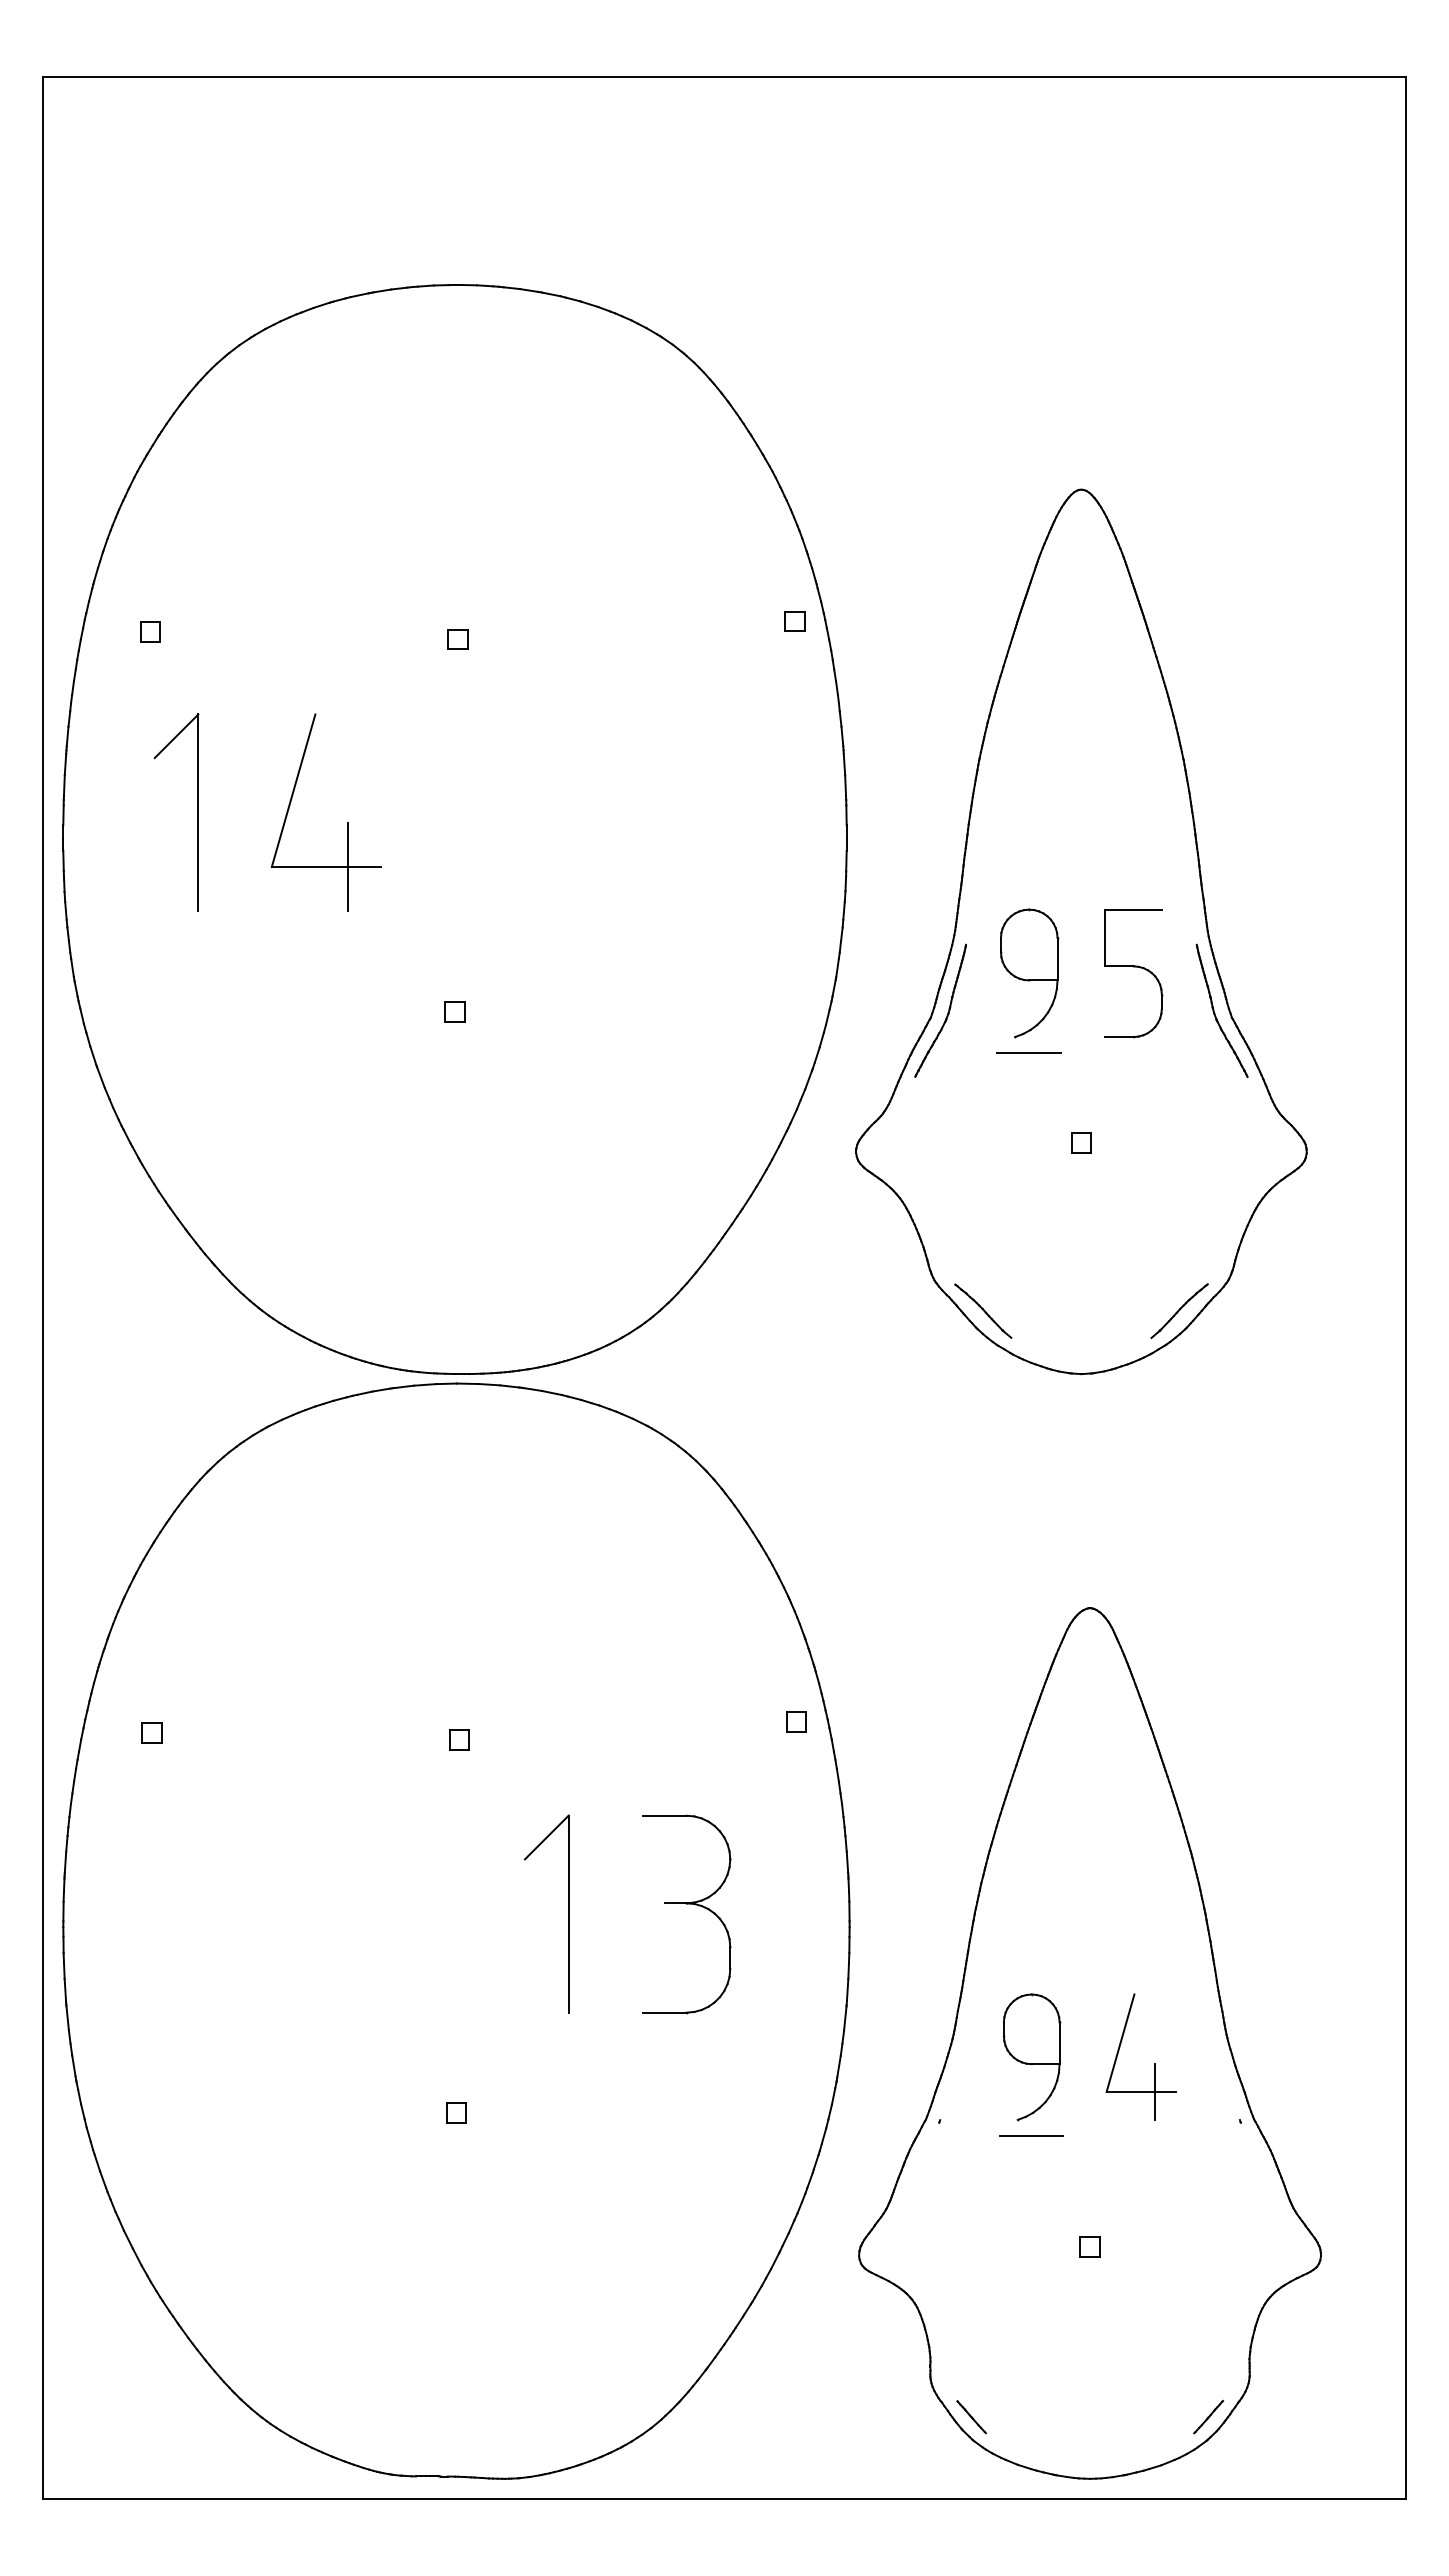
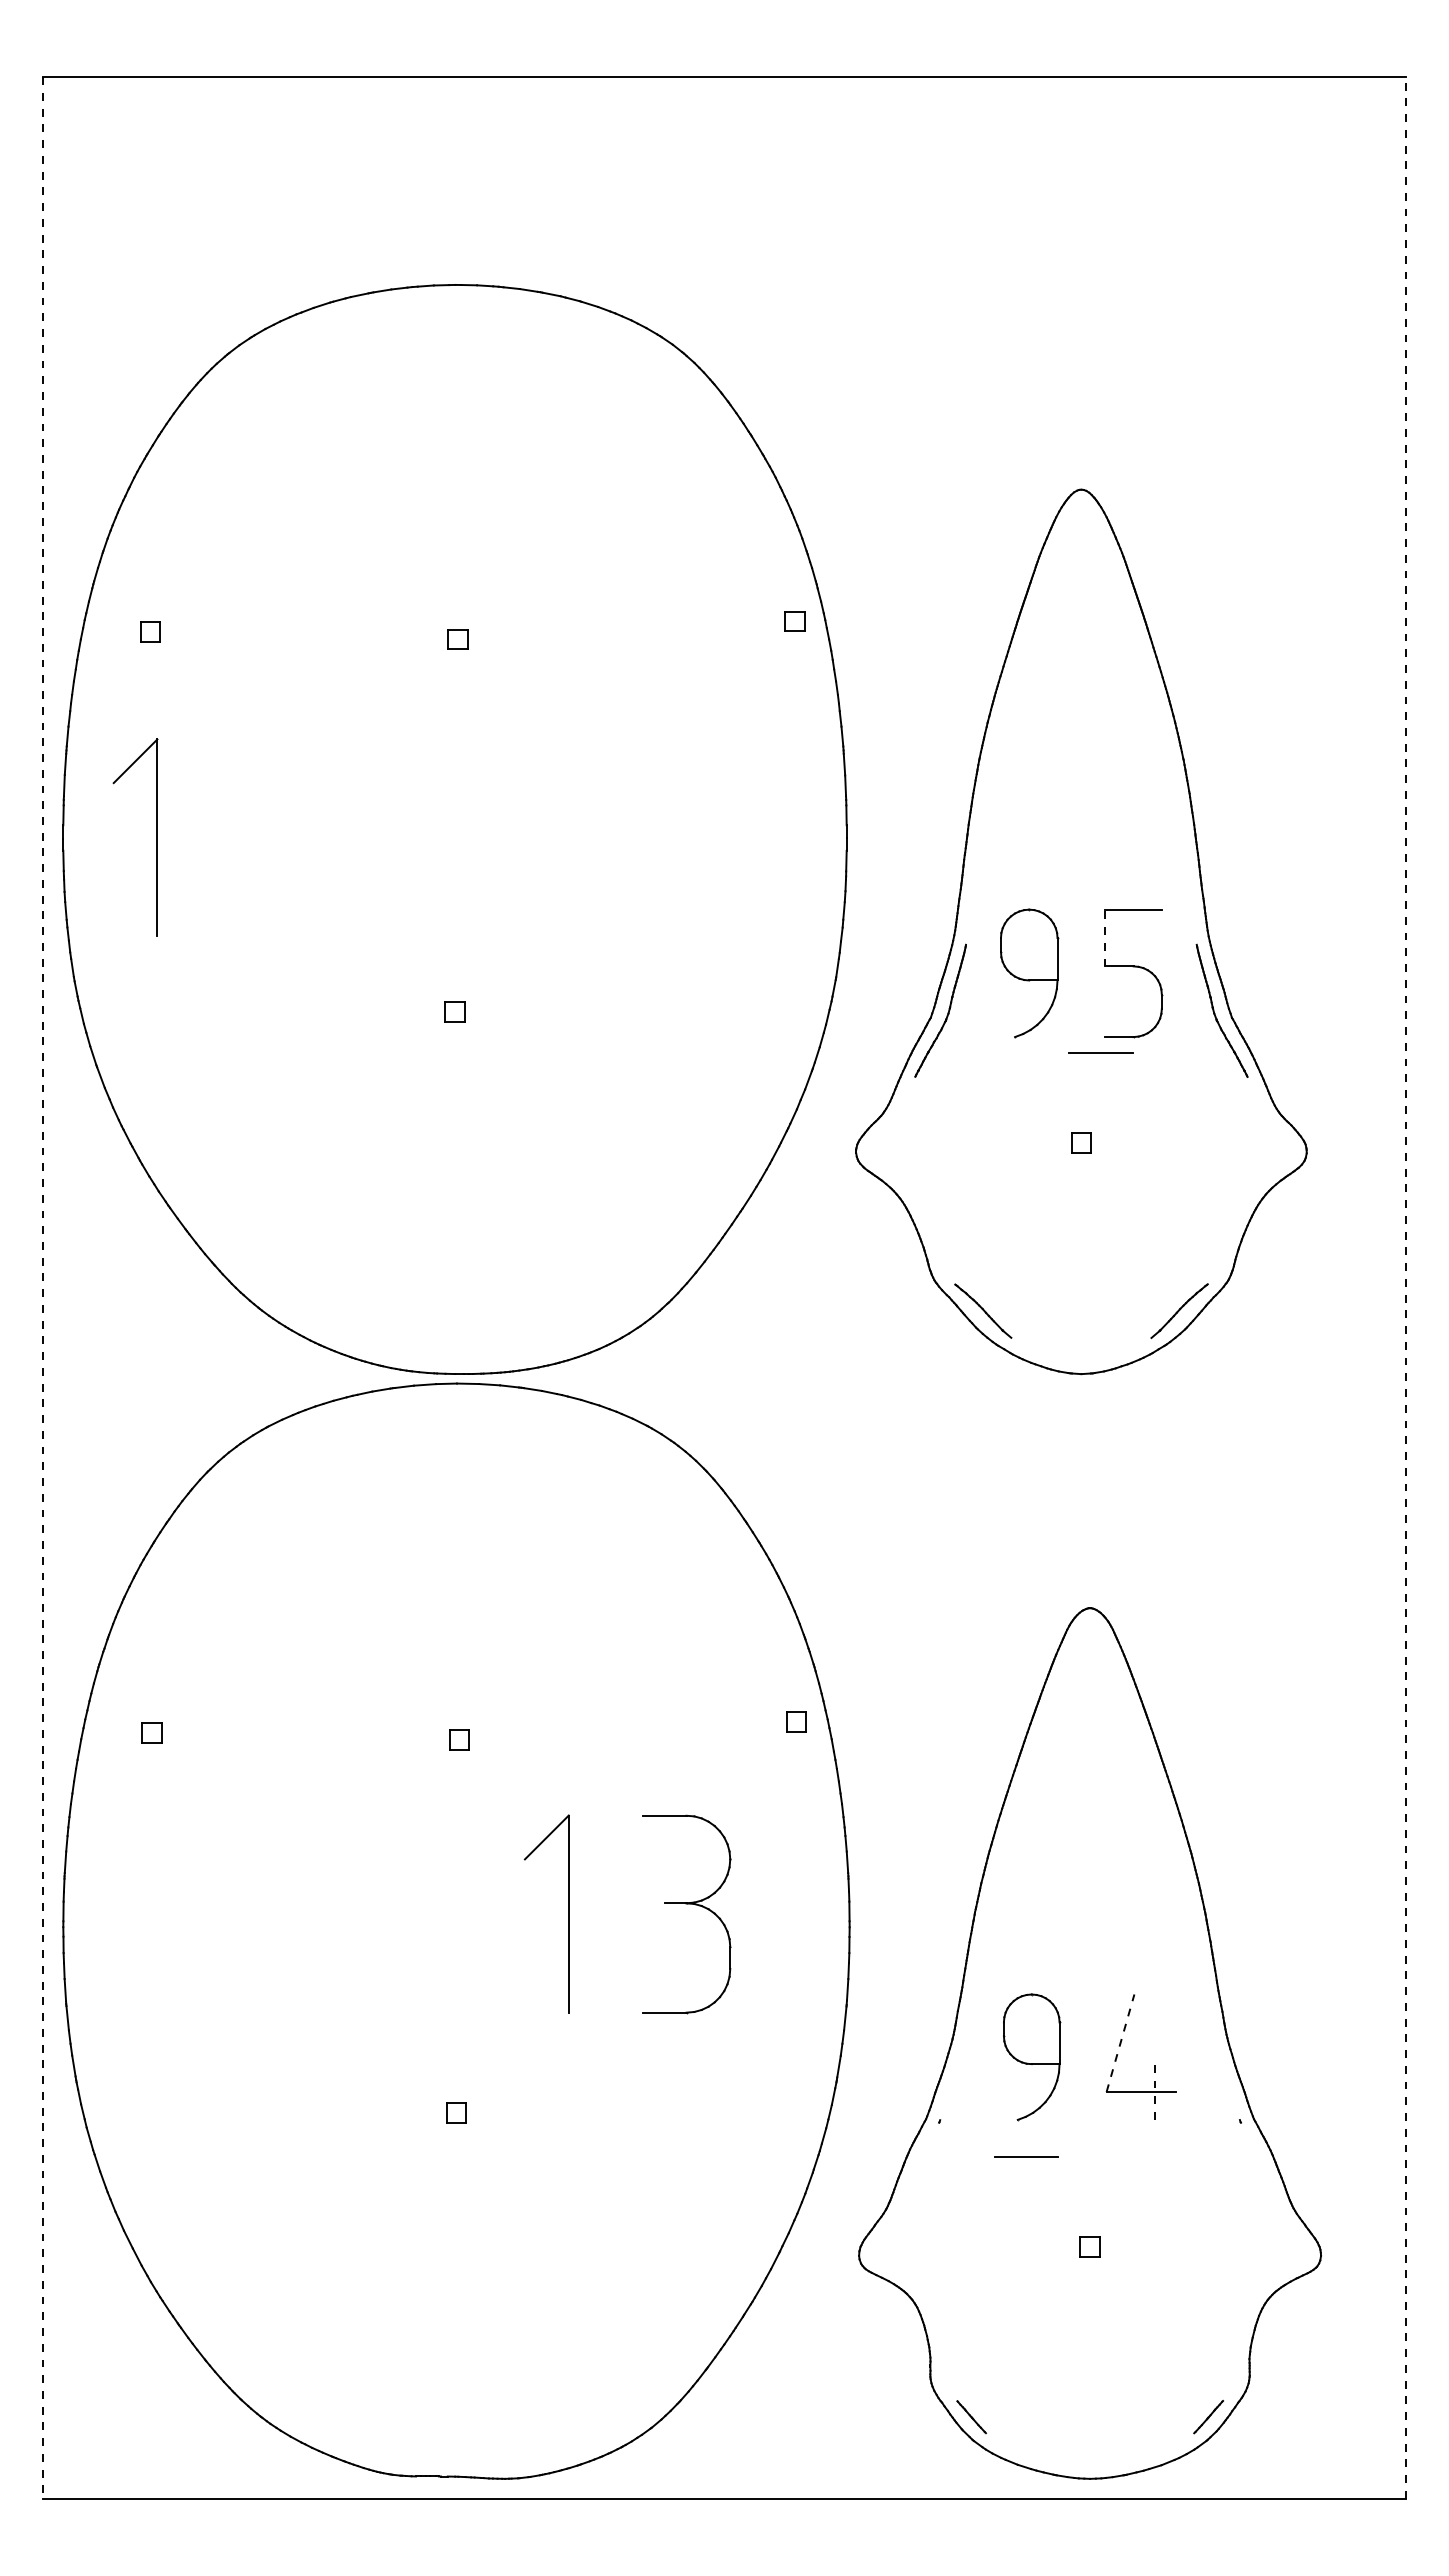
part position: (197, 812) -> (156, 837) (156, 837)
part: present -> none (347, 822)
line: solid -> dashed (1105, 937)
line position: (1028, 1052) -> (1100, 1052) (1100, 1052)
line: solid -> dashed (43, 1287)
line: solid -> dashed (1405, 1287)
line: solid -> dashed (1120, 2043)
line: solid -> dashed (1155, 2092)
line position: (1031, 2135) -> (1026, 2156) (1026, 2156)
